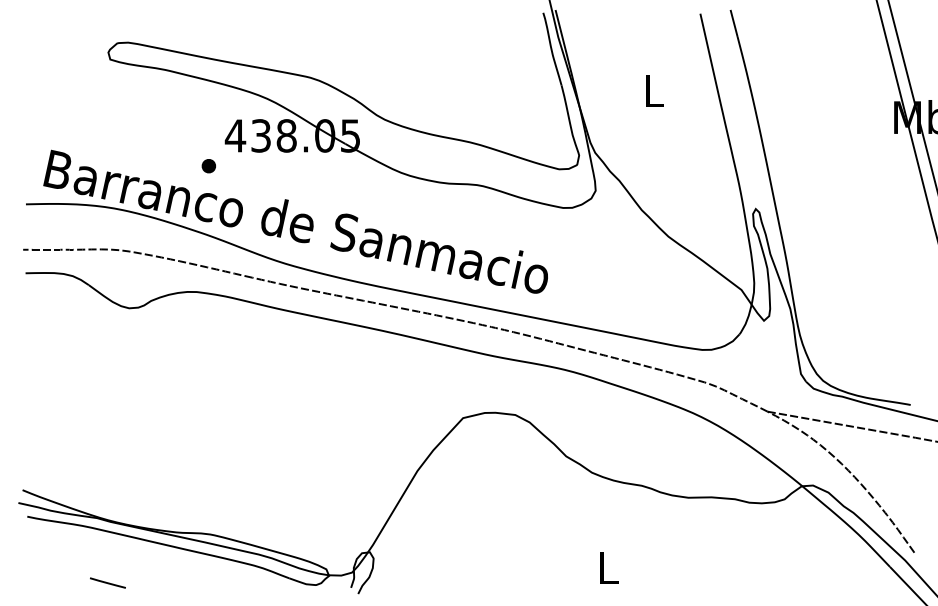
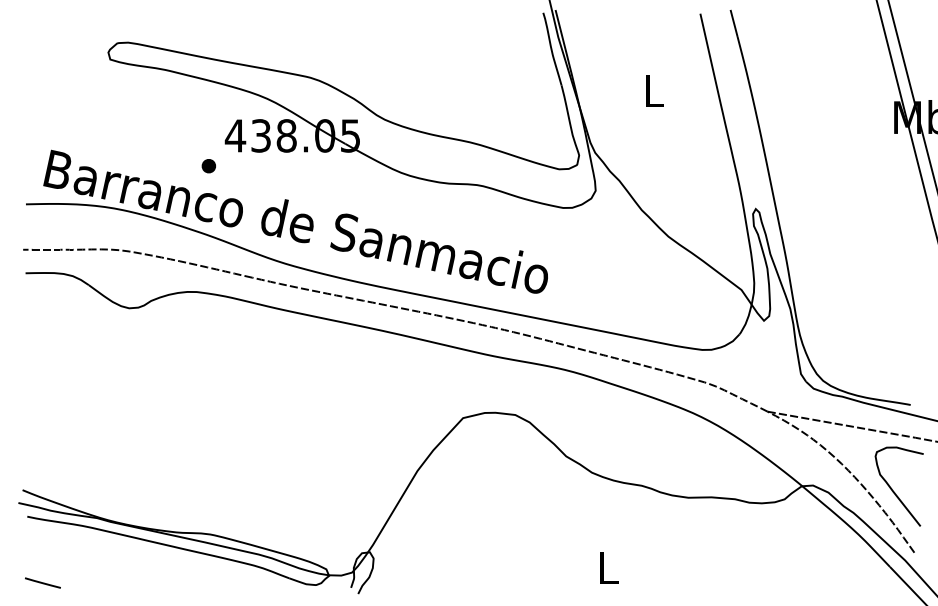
curve: none -> present (892, 488)
line position: (107, 582) -> (42, 582) (42, 582)
